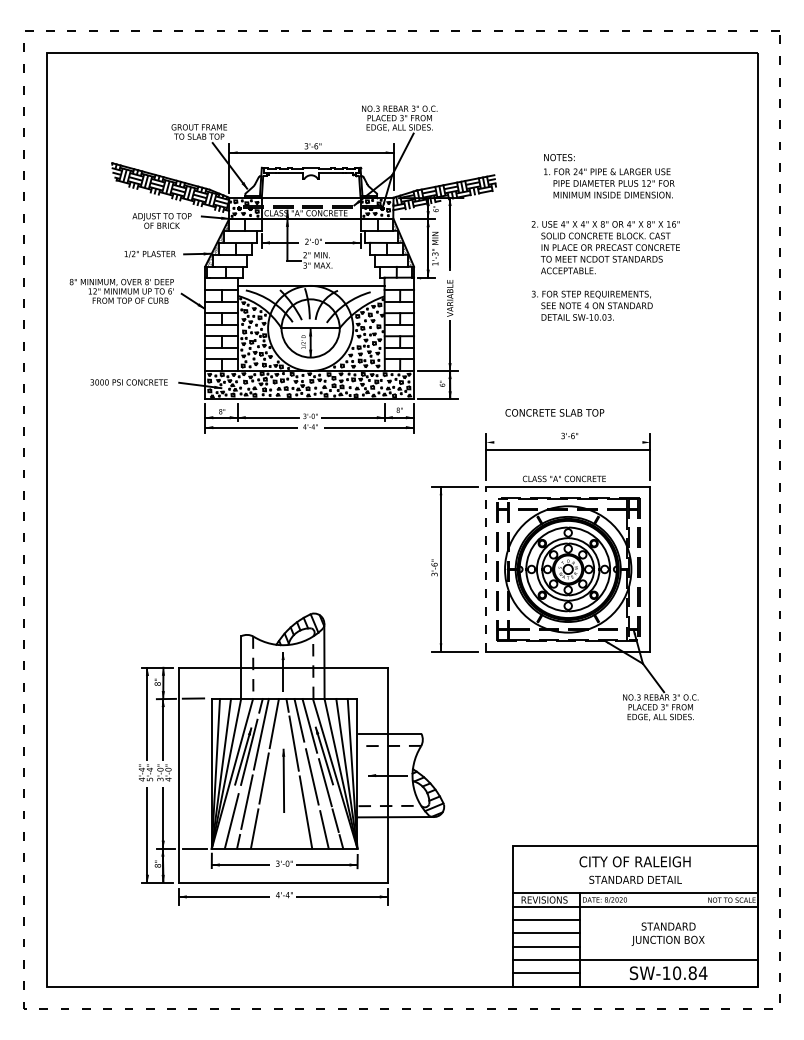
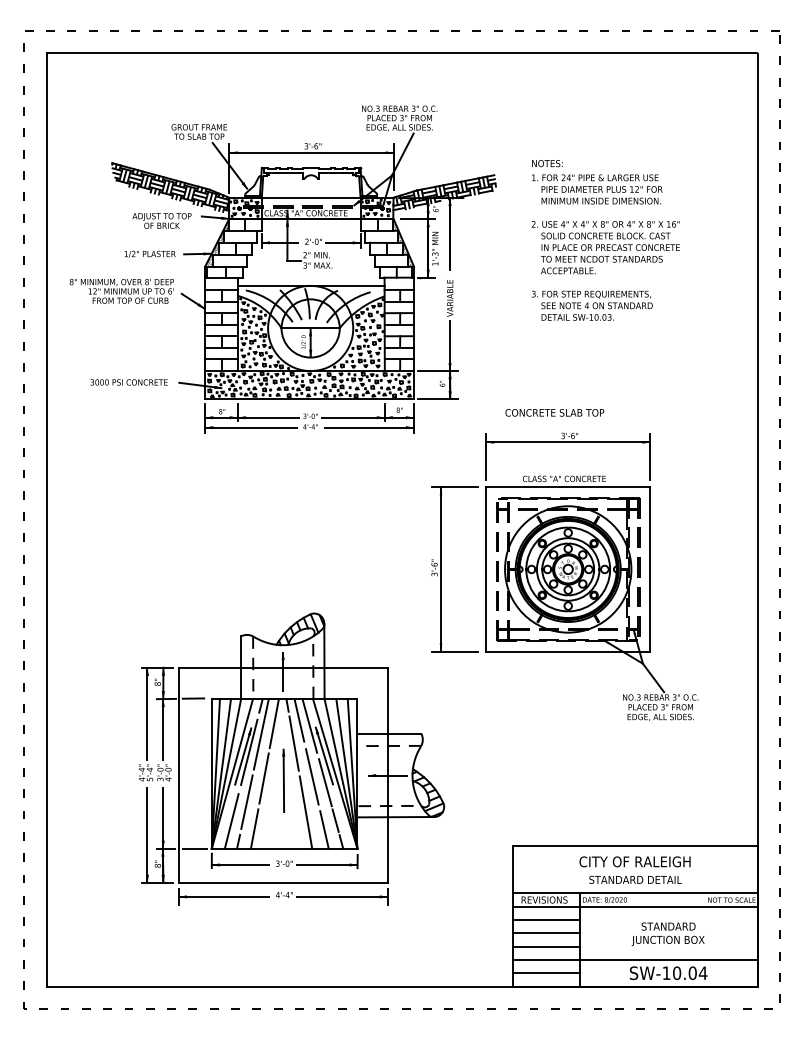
text position: (609, 176) -> (597, 182) (597, 182)
line position: (568, 450) -> (568, 442) (568, 442)
line: dashed -> solid (486, 569)
text: SW-10.84 -> SW-10.04 (692, 972)
